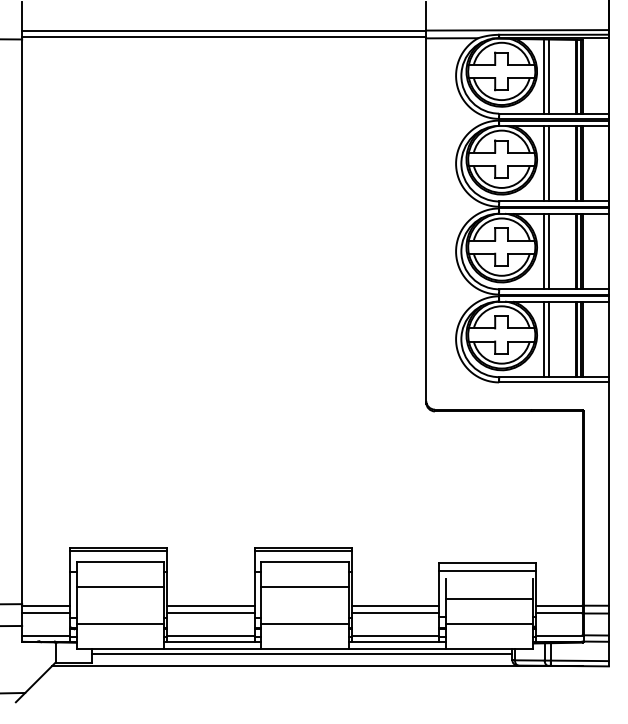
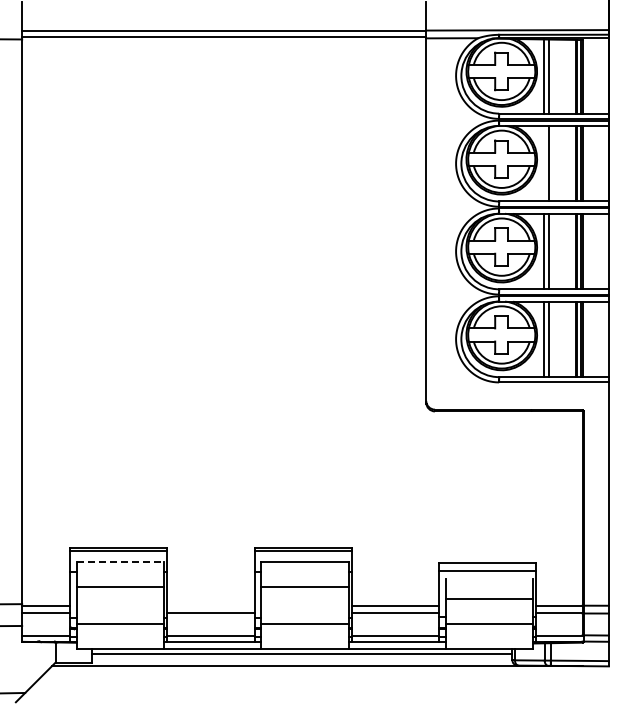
line: present -> none (543, 163)
line: solid -> dashed (120, 562)
line: present -> none (210, 606)
